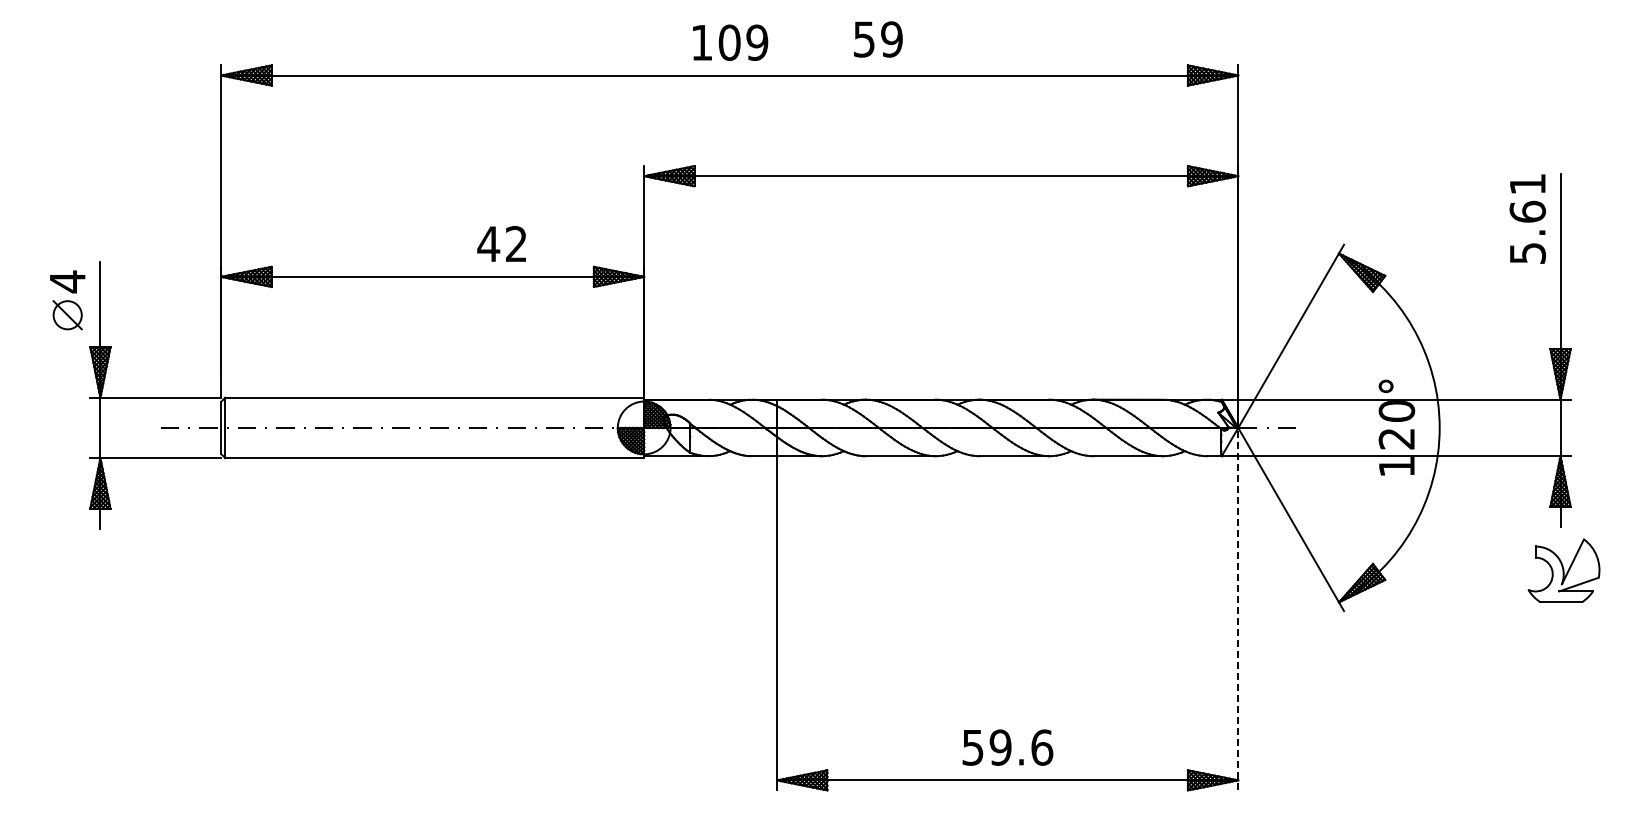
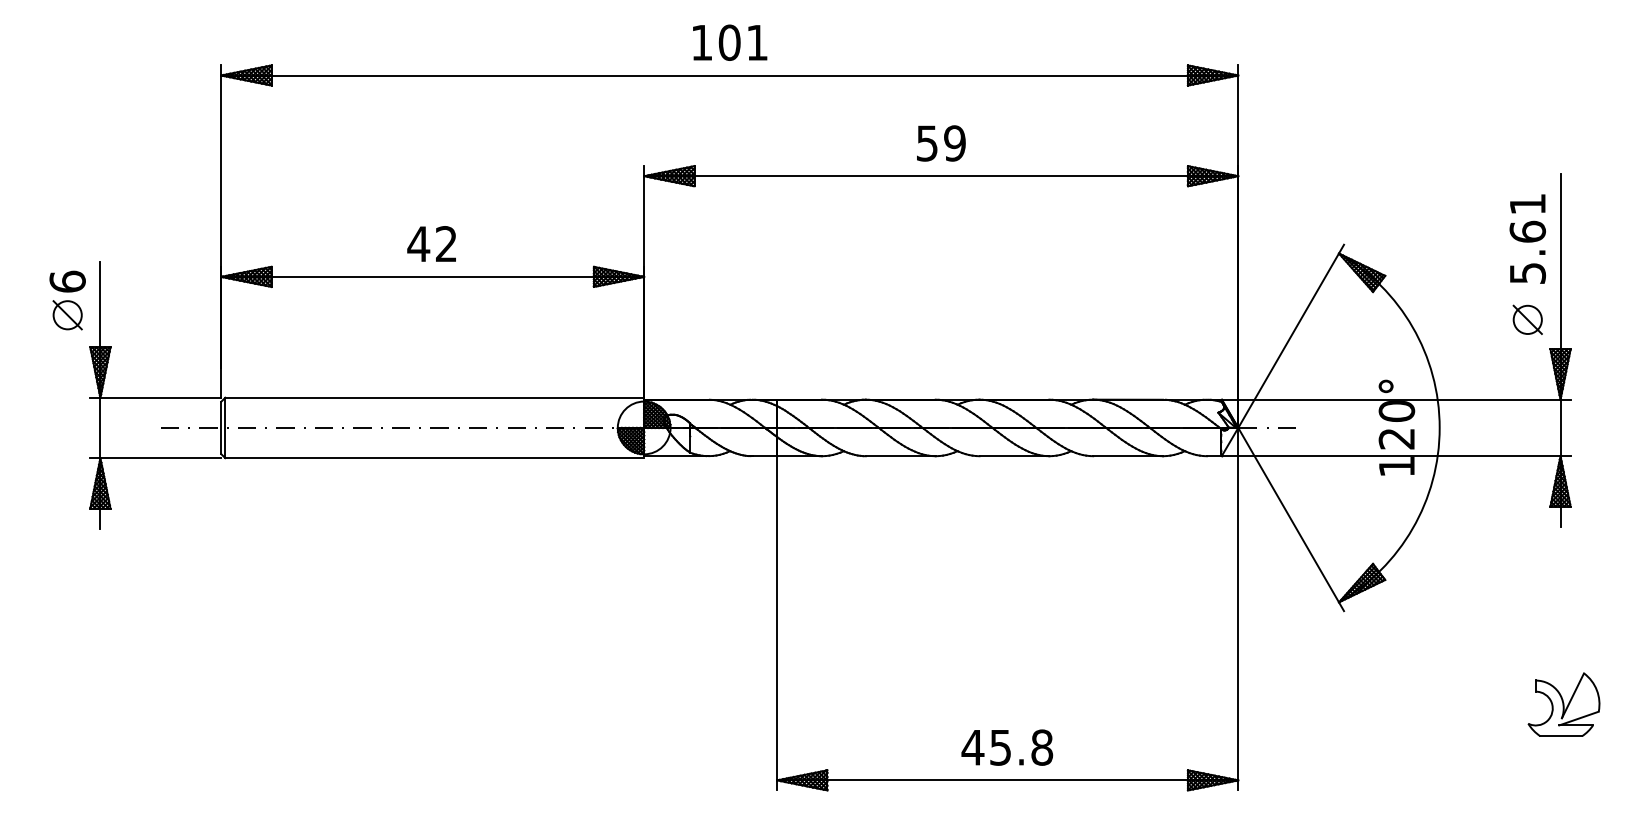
text position: (878, 39) -> (941, 143) (941, 143)
text: 109 -> 101 (757, 42)
text position: (1527, 218) -> (1527, 238) (1527, 238)
text position: (501, 243) -> (431, 243) (431, 243)
text: 4 -> 6 (67, 281)
part: none -> present (1527, 319)
part position: (1563, 570) -> (1563, 704) (1563, 704)
line: dashed -> solid (1238, 608)
text: 59.6 -> 45.8 (1007, 747)
